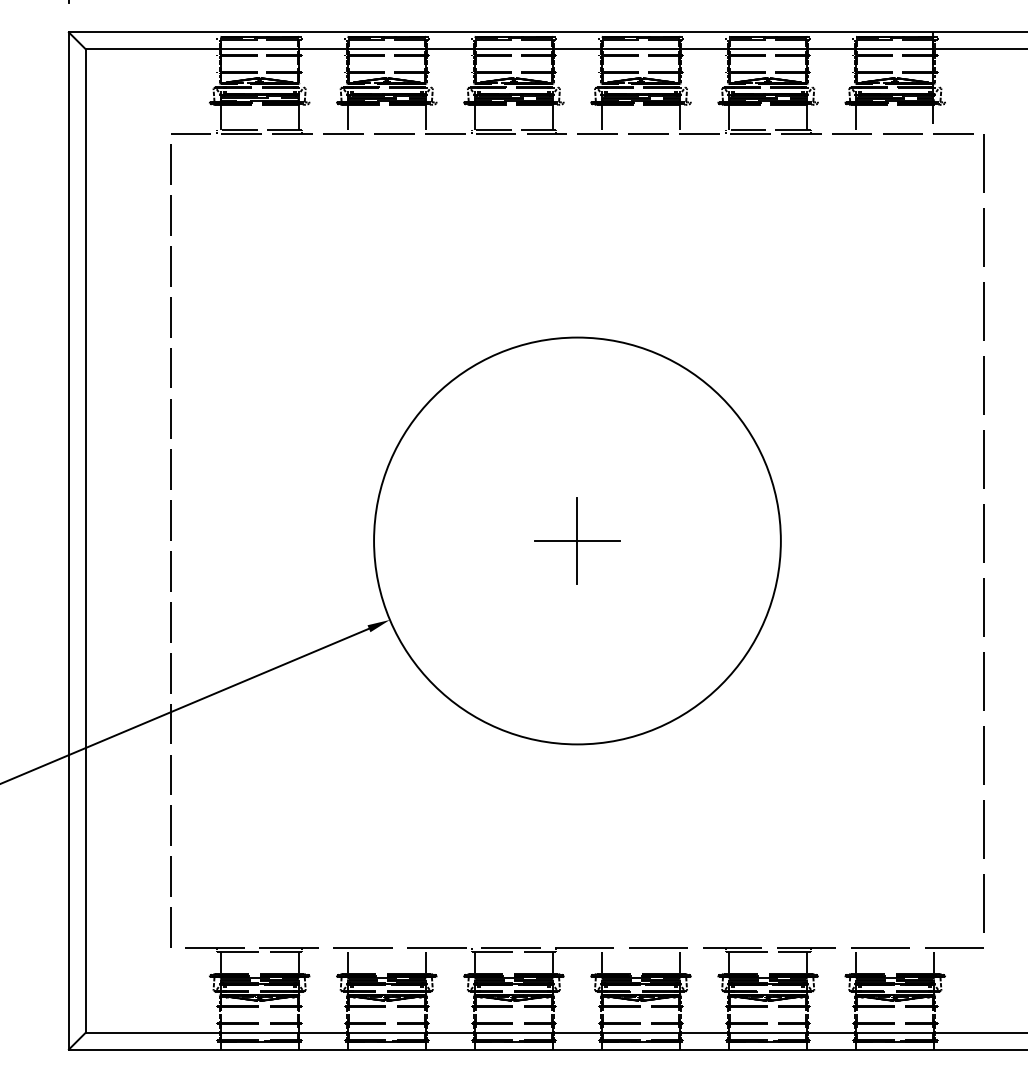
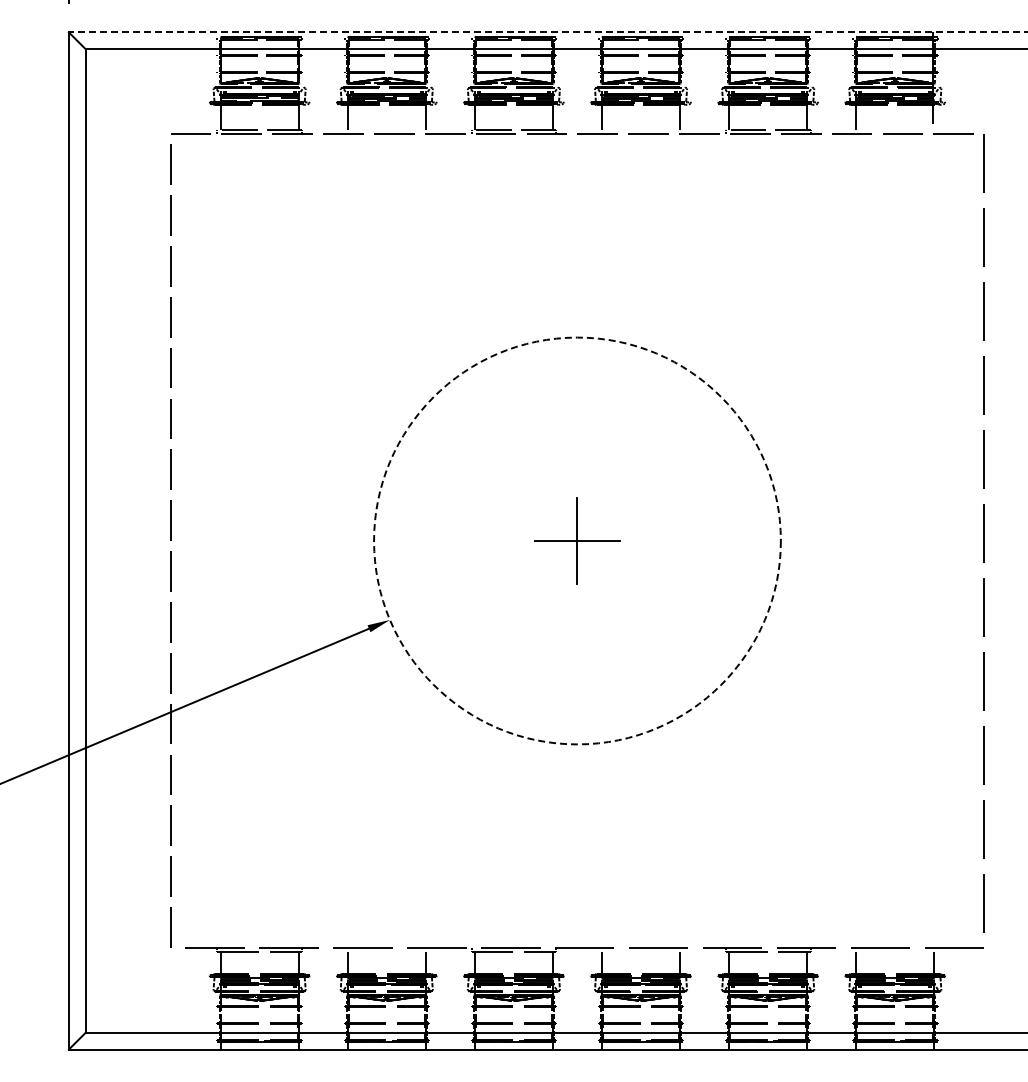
line: solid -> dashed (547, 32)
circle: solid -> dashed (577, 540)
